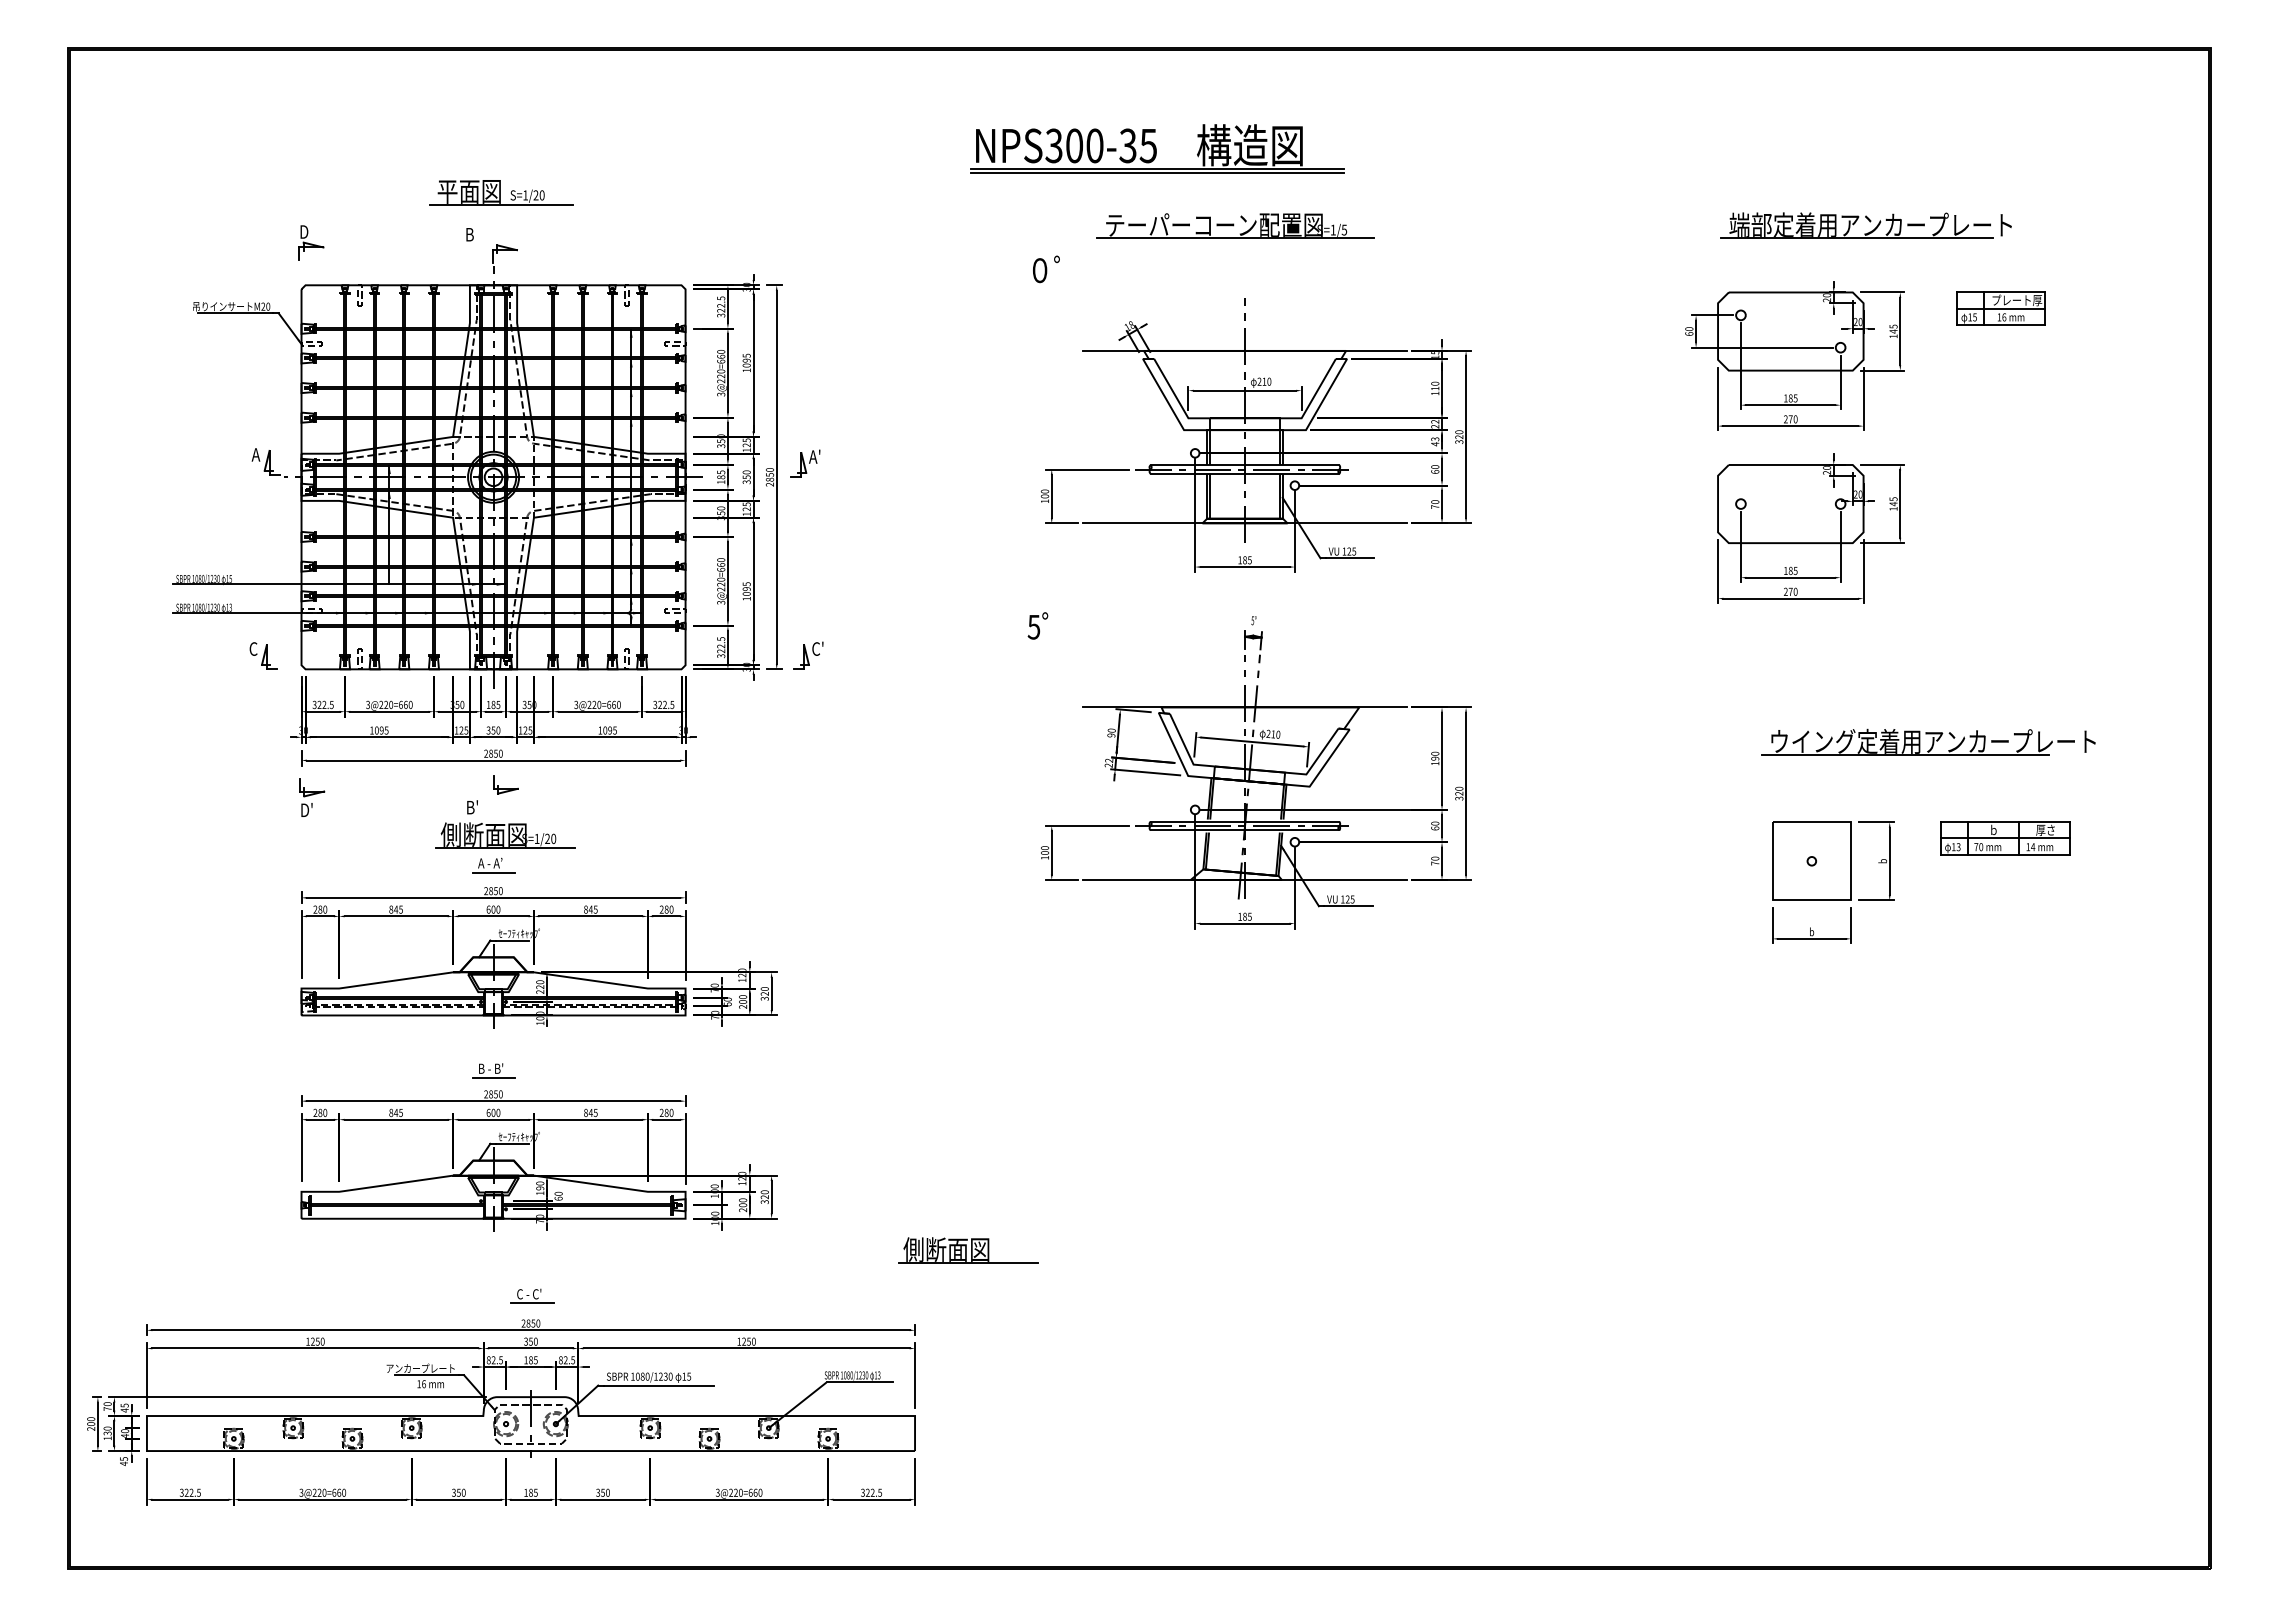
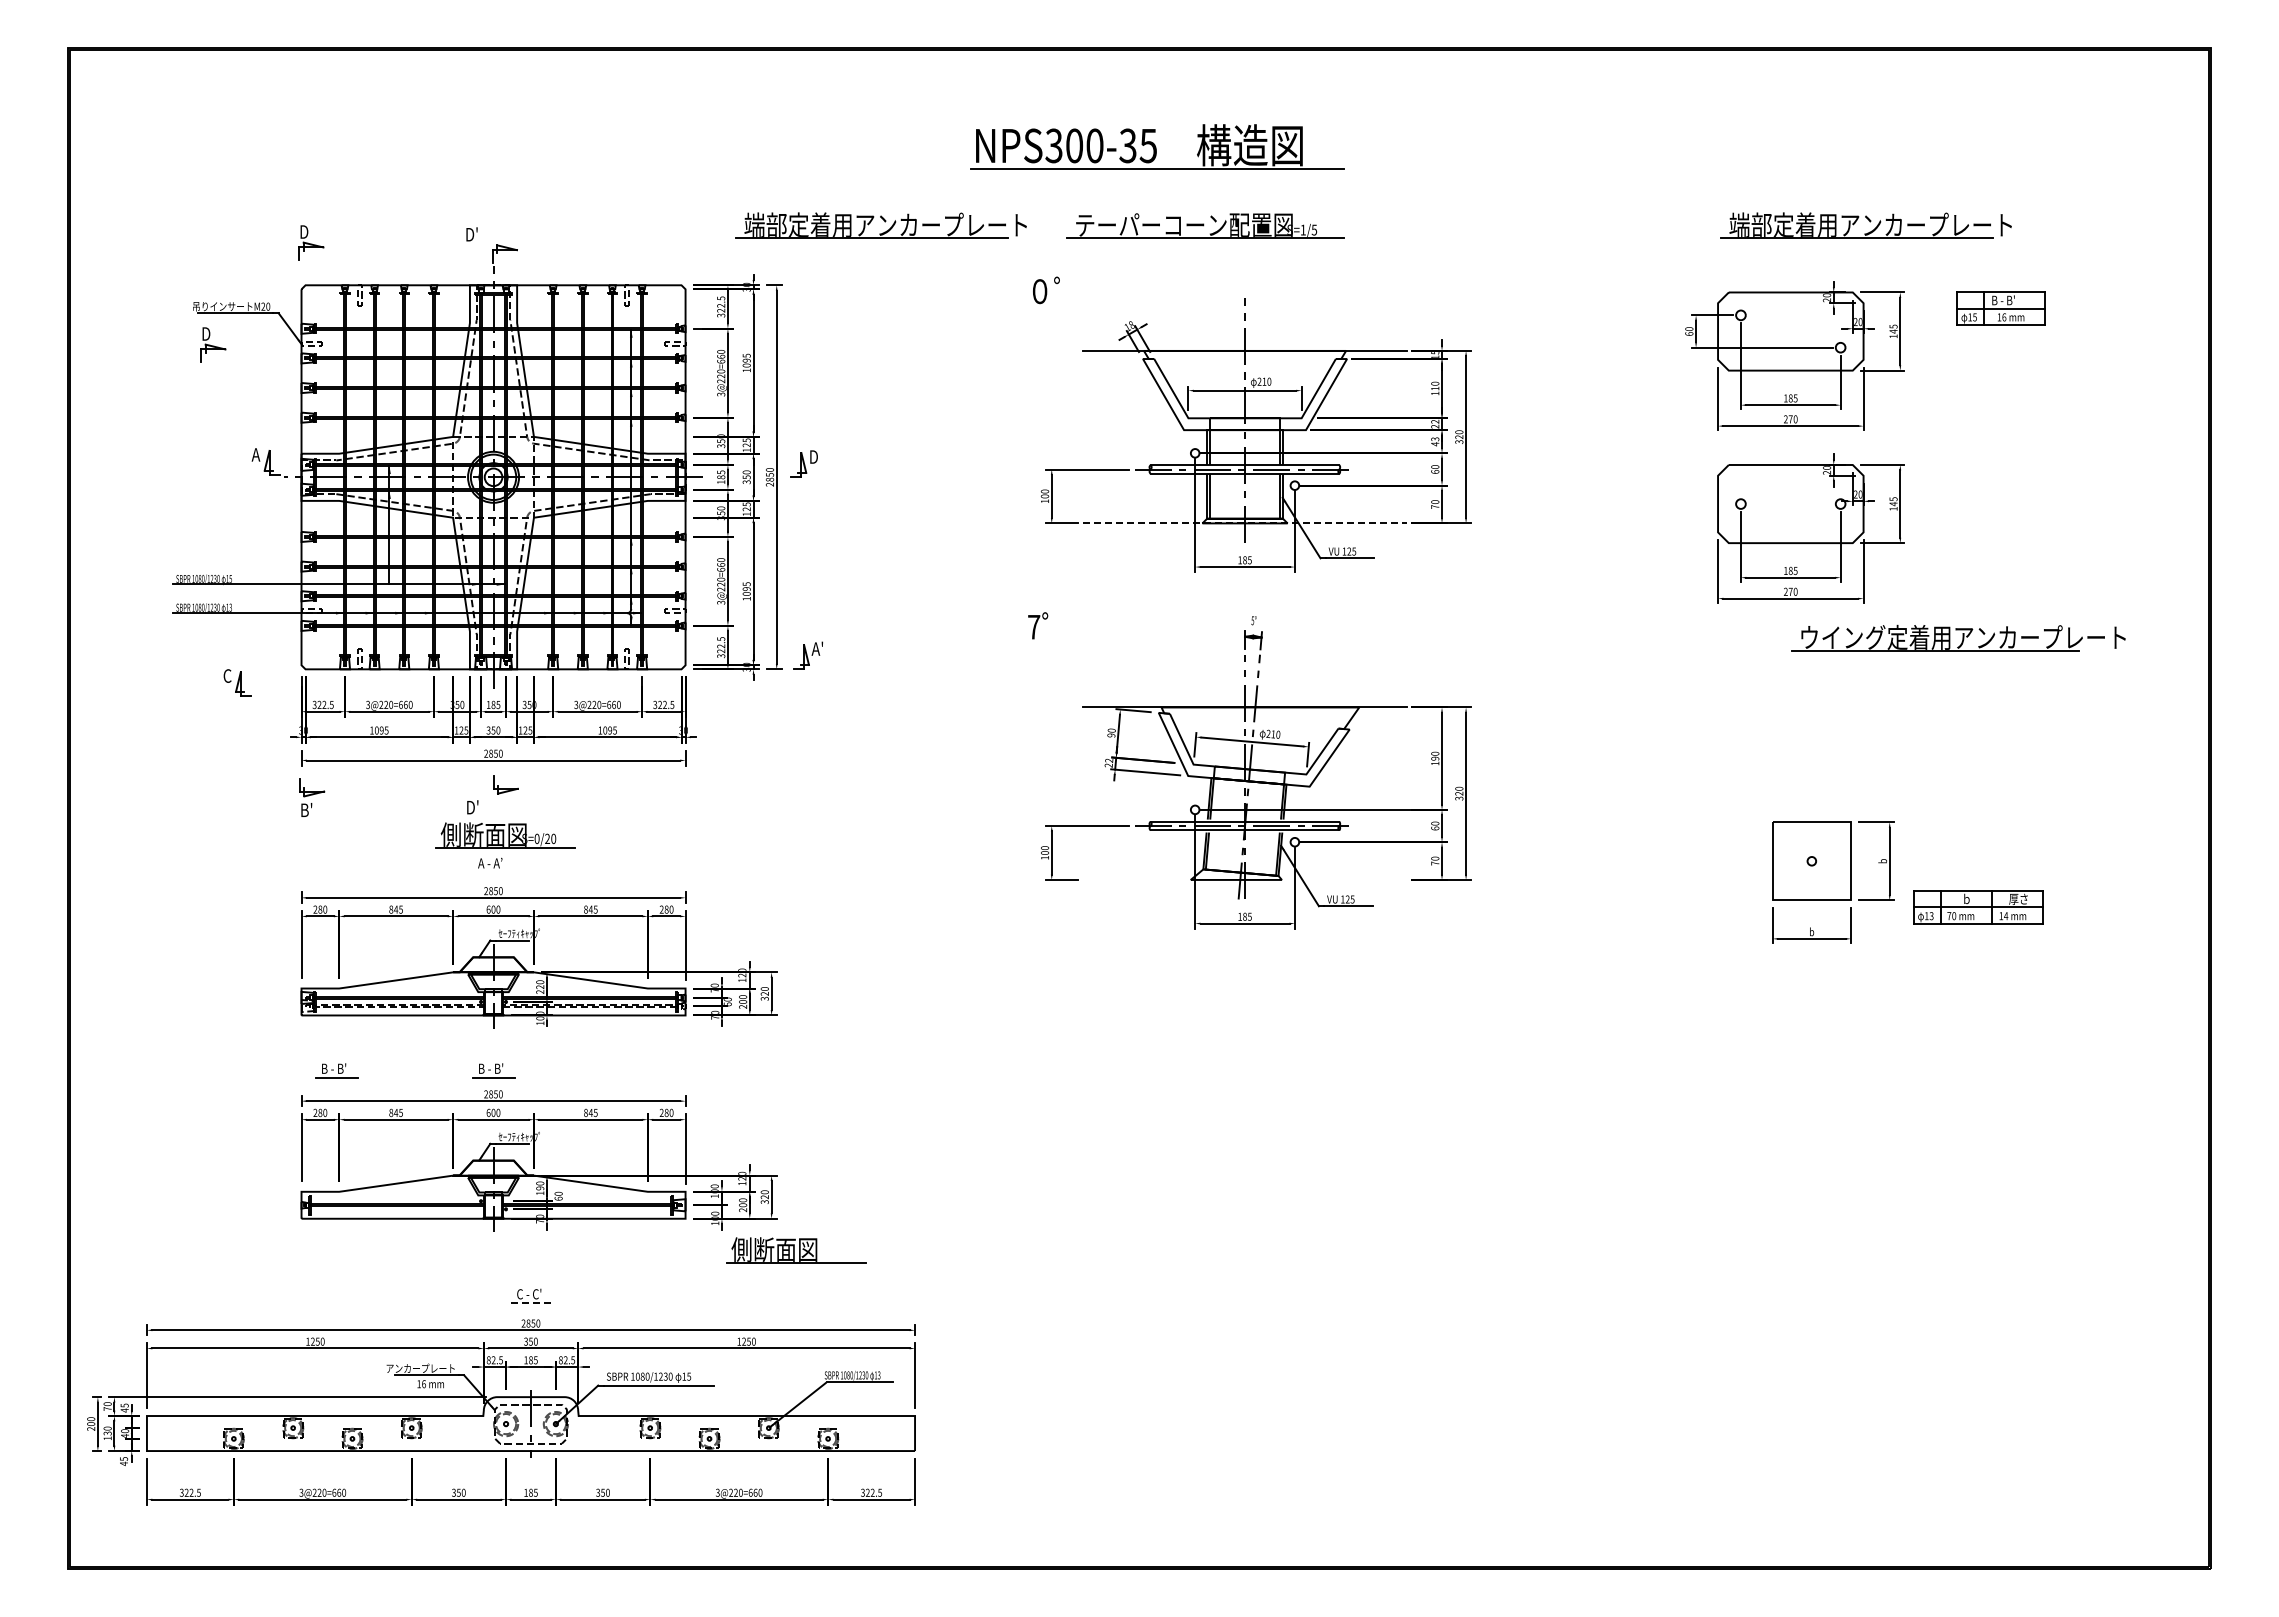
line: present -> none (1157, 173)
part: present -> none (501, 192)
part: none -> present (880, 225)
part position: (1235, 225) -> (1205, 225) (1205, 225)
text: B -> D' (472, 234)
text position: (1046, 269) -> (1046, 290) (1046, 290)
text: プレート厚 -> B - B' (2017, 300)
part: none -> present (213, 344)
text: A' -> D (814, 456)
line: solid -> dashed (1245, 523)
text: 5 -> 7 (1033, 627)
text: C' -> A' (817, 648)
part position: (263, 655) -> (237, 682) (237, 682)
part position: (1928, 741) -> (1958, 637) (1958, 637)
text: B' -> D' (473, 807)
text: D' -> B' (307, 809)
text: S=1/20 -> S=0/20 (536, 838)
part position: (2005, 838) -> (1978, 907) (1978, 907)
line: present -> none (493, 872)
line: present -> none (1244, 879)
part: none -> present (336, 1070)
part position: (968, 1250) -> (796, 1250) (796, 1250)
line: solid -> dashed (533, 1303)
